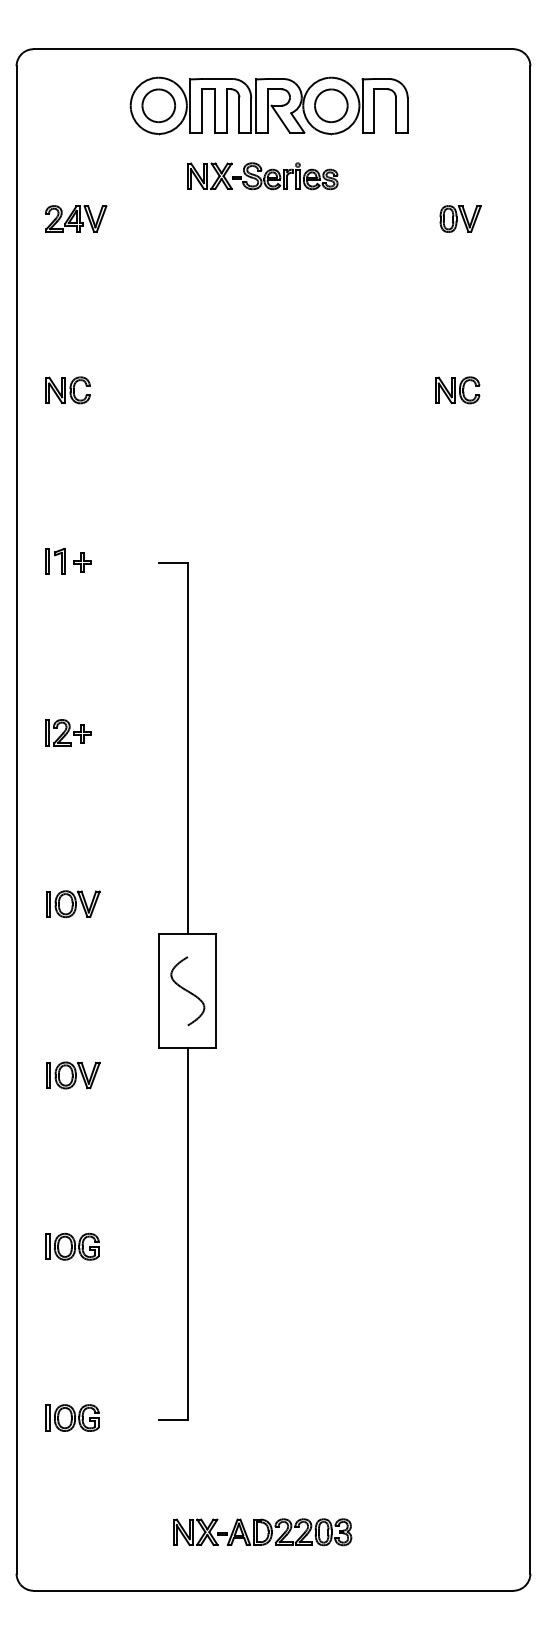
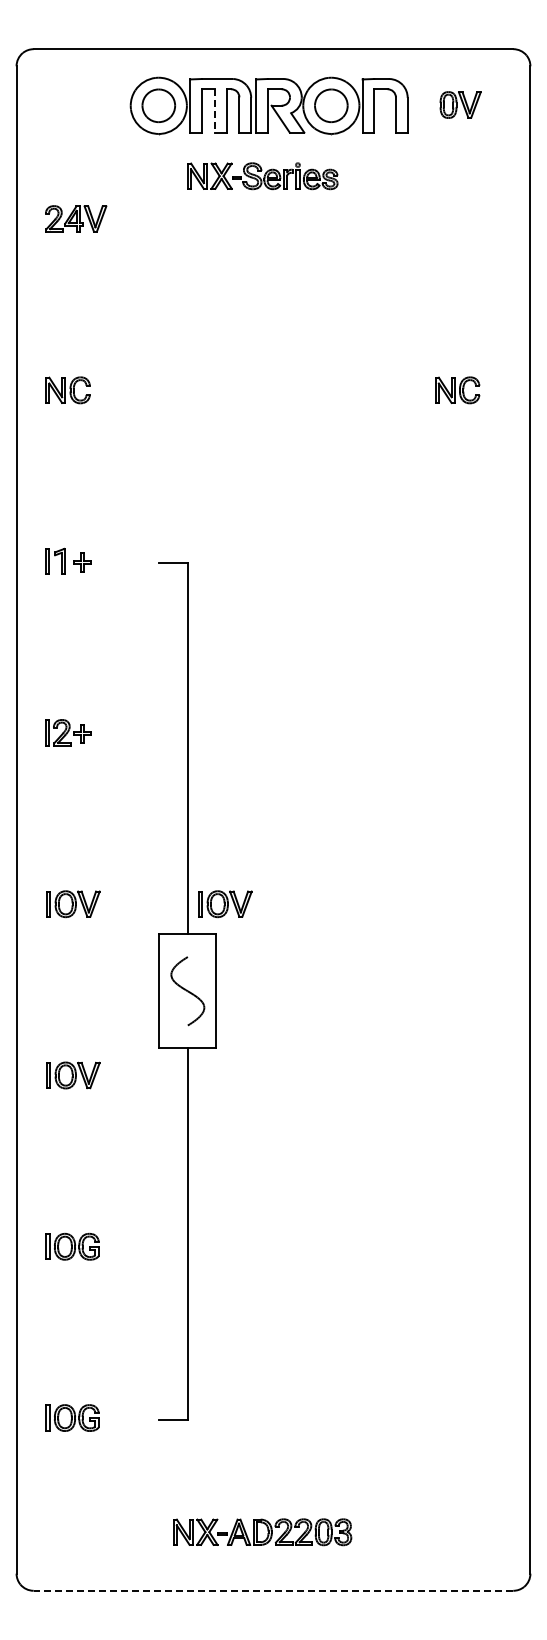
line: solid -> dashed (214, 110)
part position: (460, 218) -> (460, 104) (460, 104)
part: none -> present (225, 904)
line: solid -> dashed (273, 1590)
